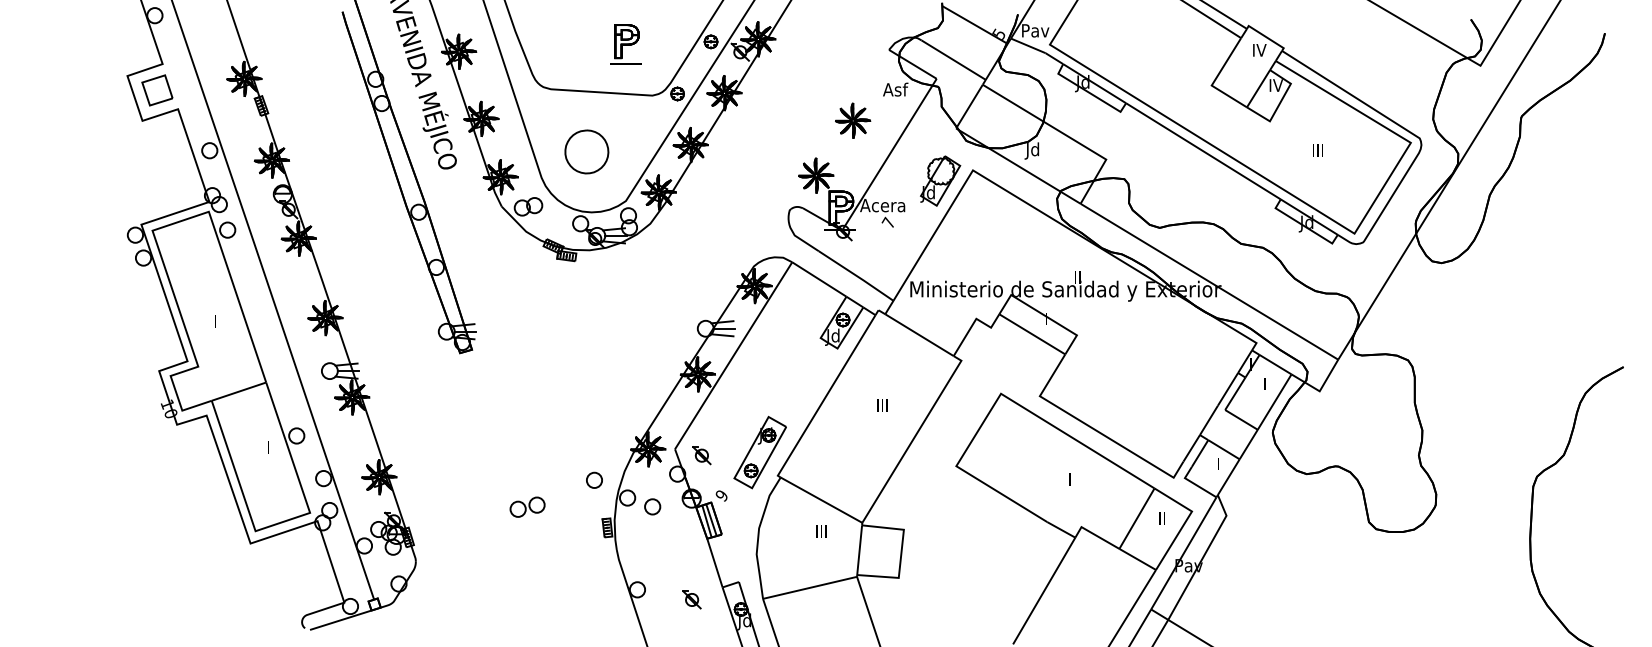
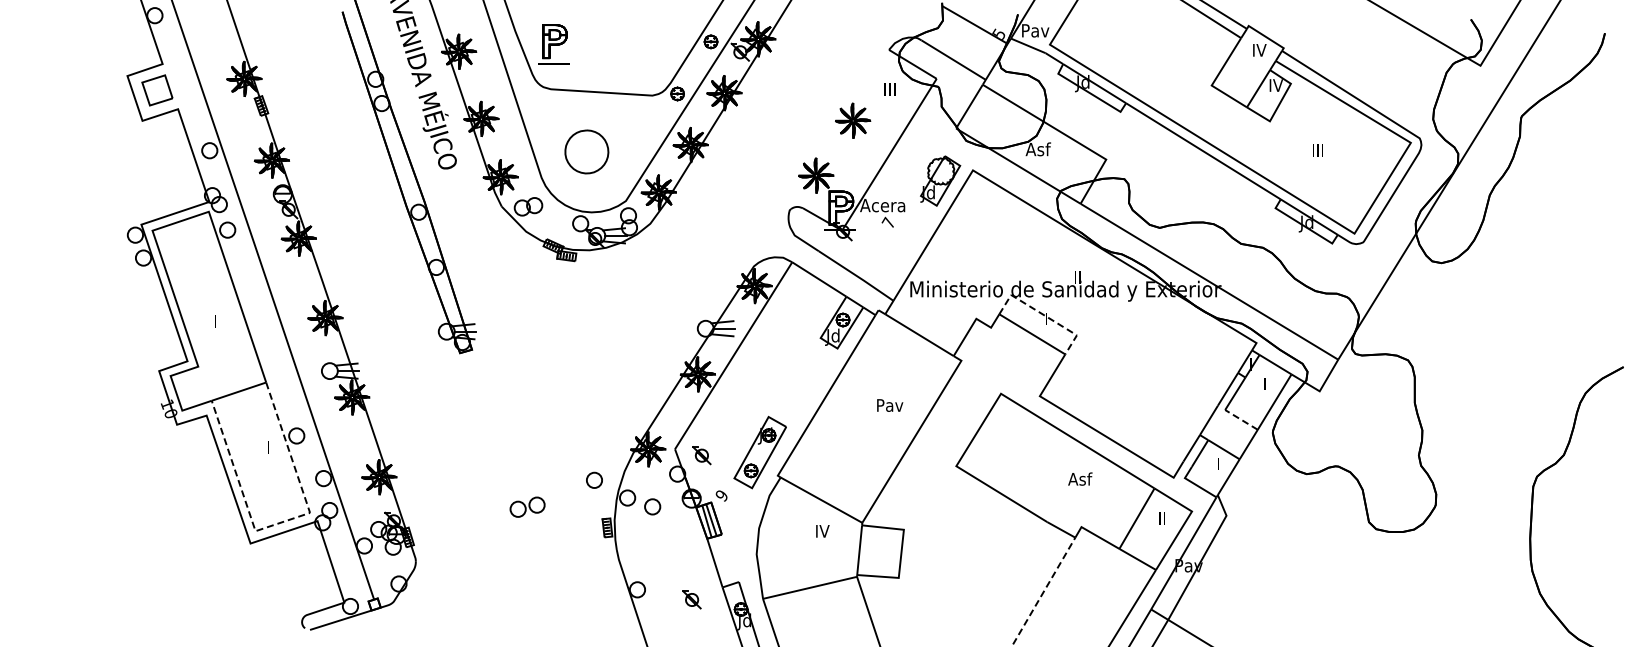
part position: (625, 44) -> (553, 44) (553, 44)
text: Asf -> III (895, 89)
text: Jd -> Asf (1037, 150)
line: solid -> dashed (1044, 315)
text: III -> Pav (890, 405)
line: solid -> dashed (1241, 419)
text: I -> Asf (1080, 478)
line: solid -> dashed (282, 522)
text: III -> IV (822, 531)
line: solid -> dashed (1044, 591)
